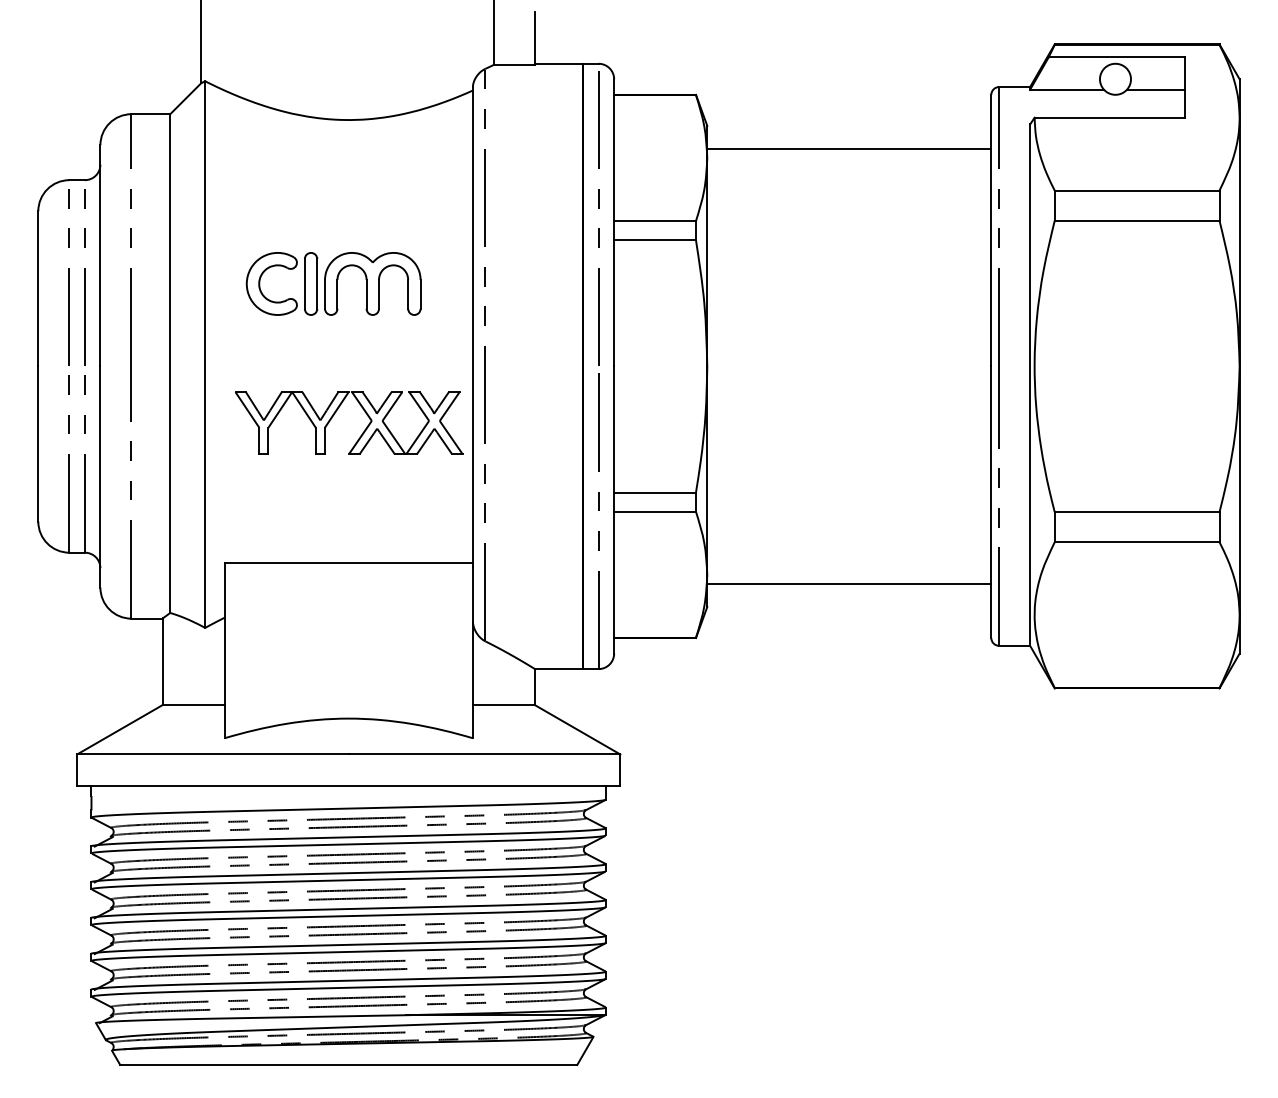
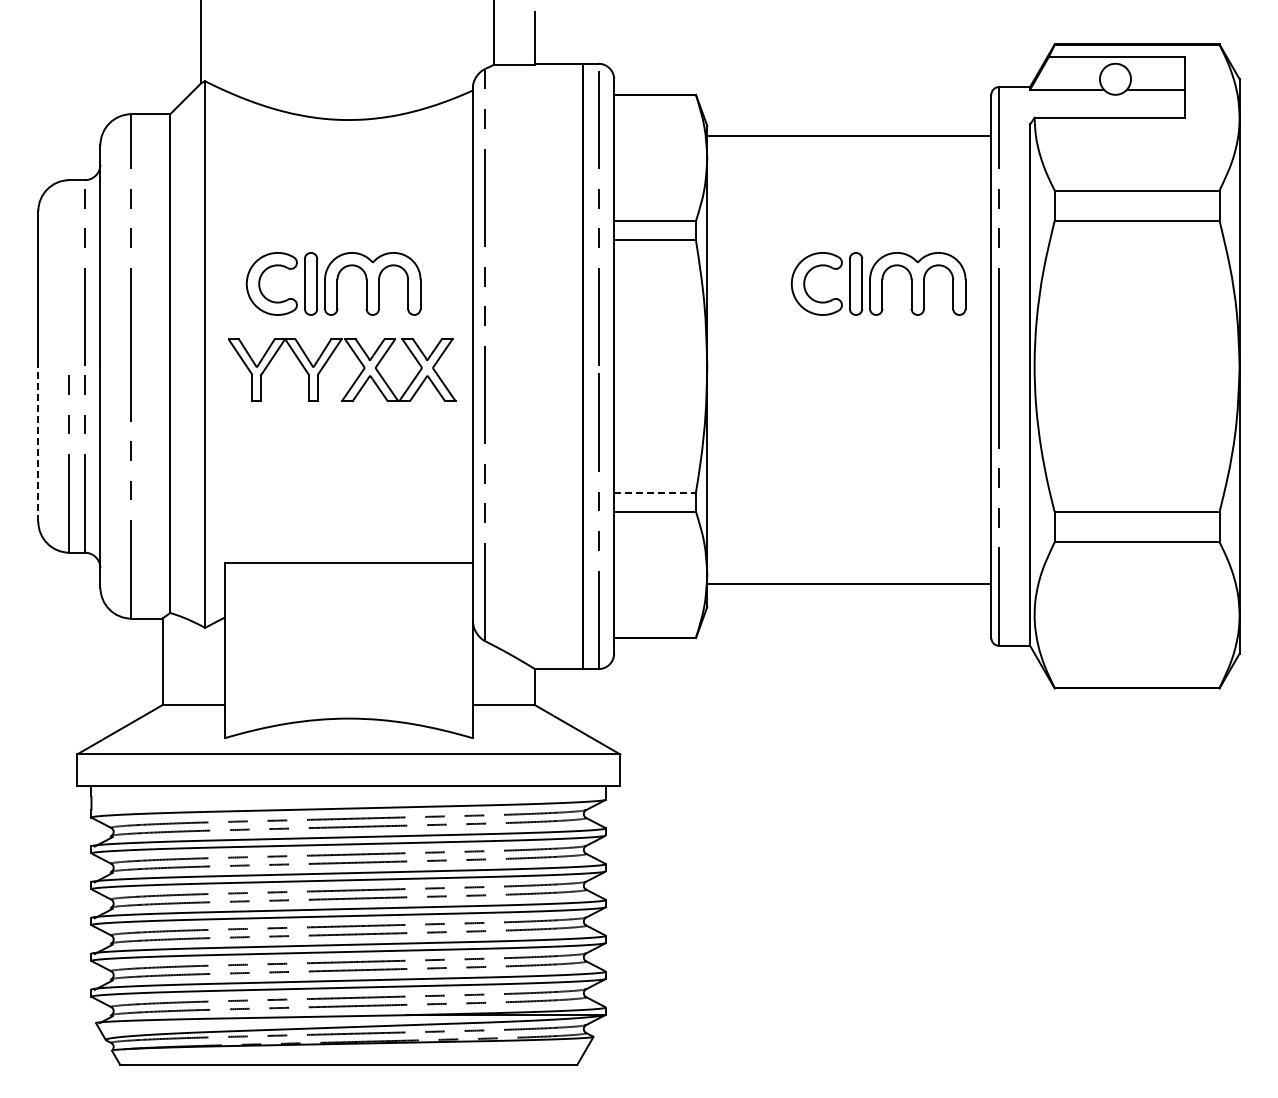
line position: (849, 149) -> (849, 136) (849, 136)
line: present -> none (68, 277)
part: none -> present (878, 283)
part position: (336, 412) -> (329, 359) (329, 359)
line: solid -> dashed (38, 444)
line: solid -> dashed (655, 492)
